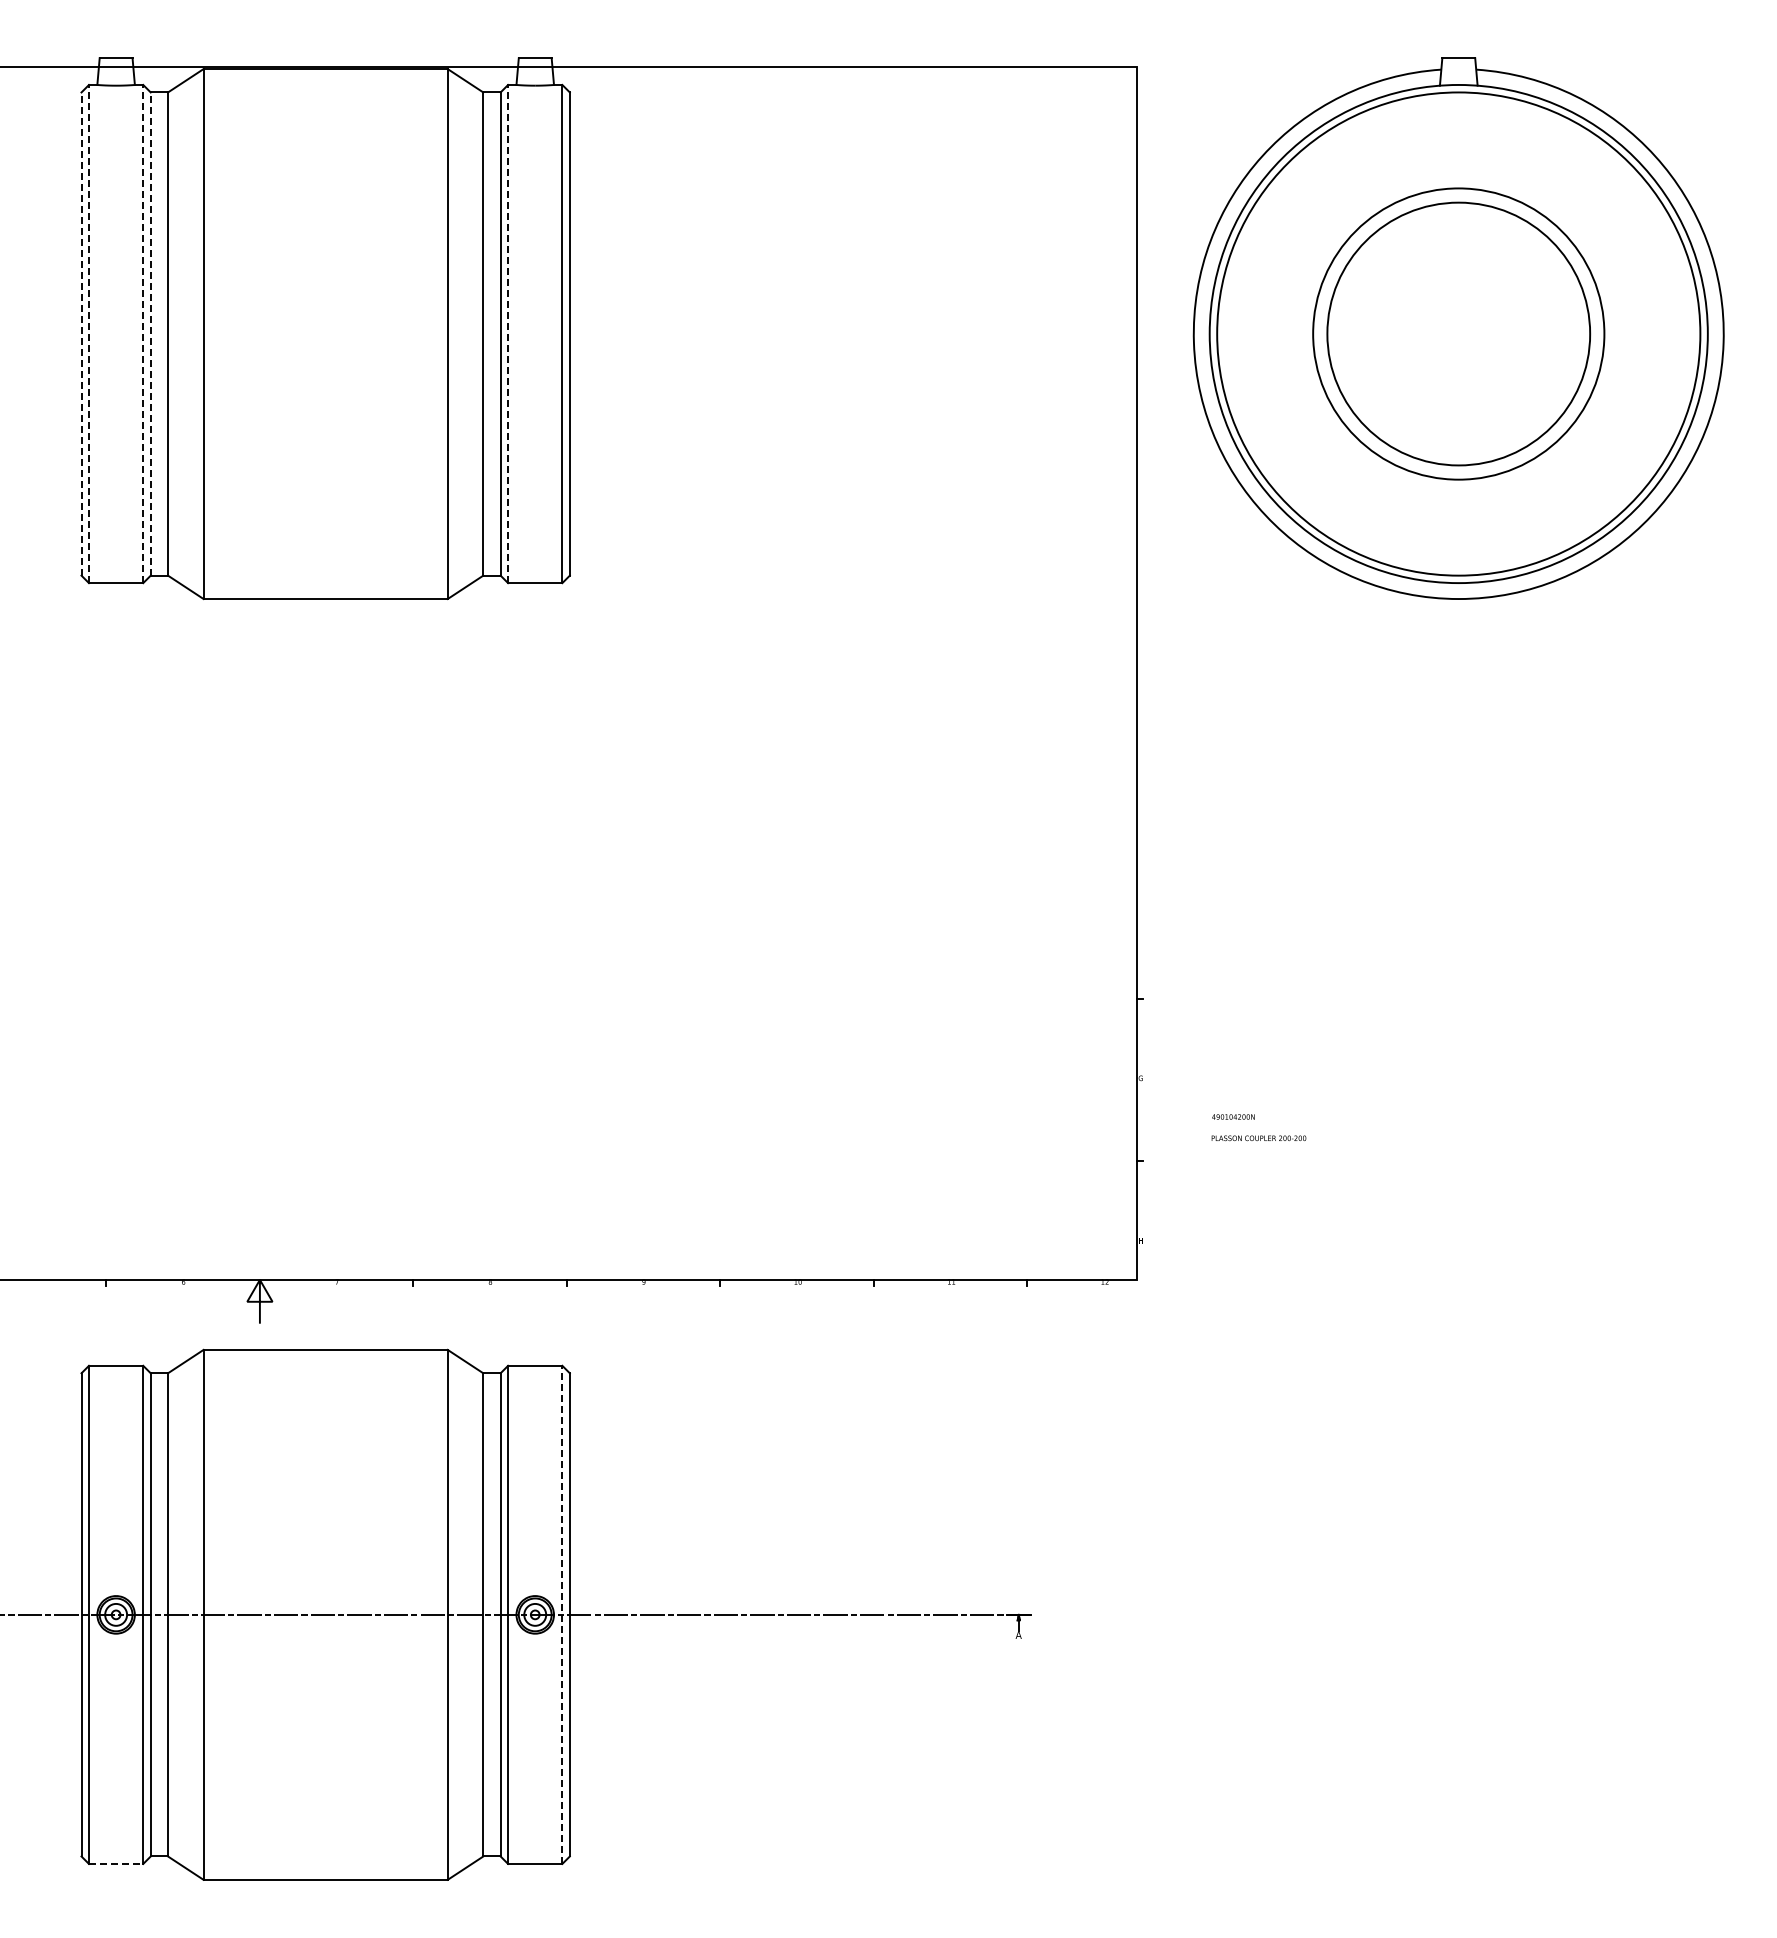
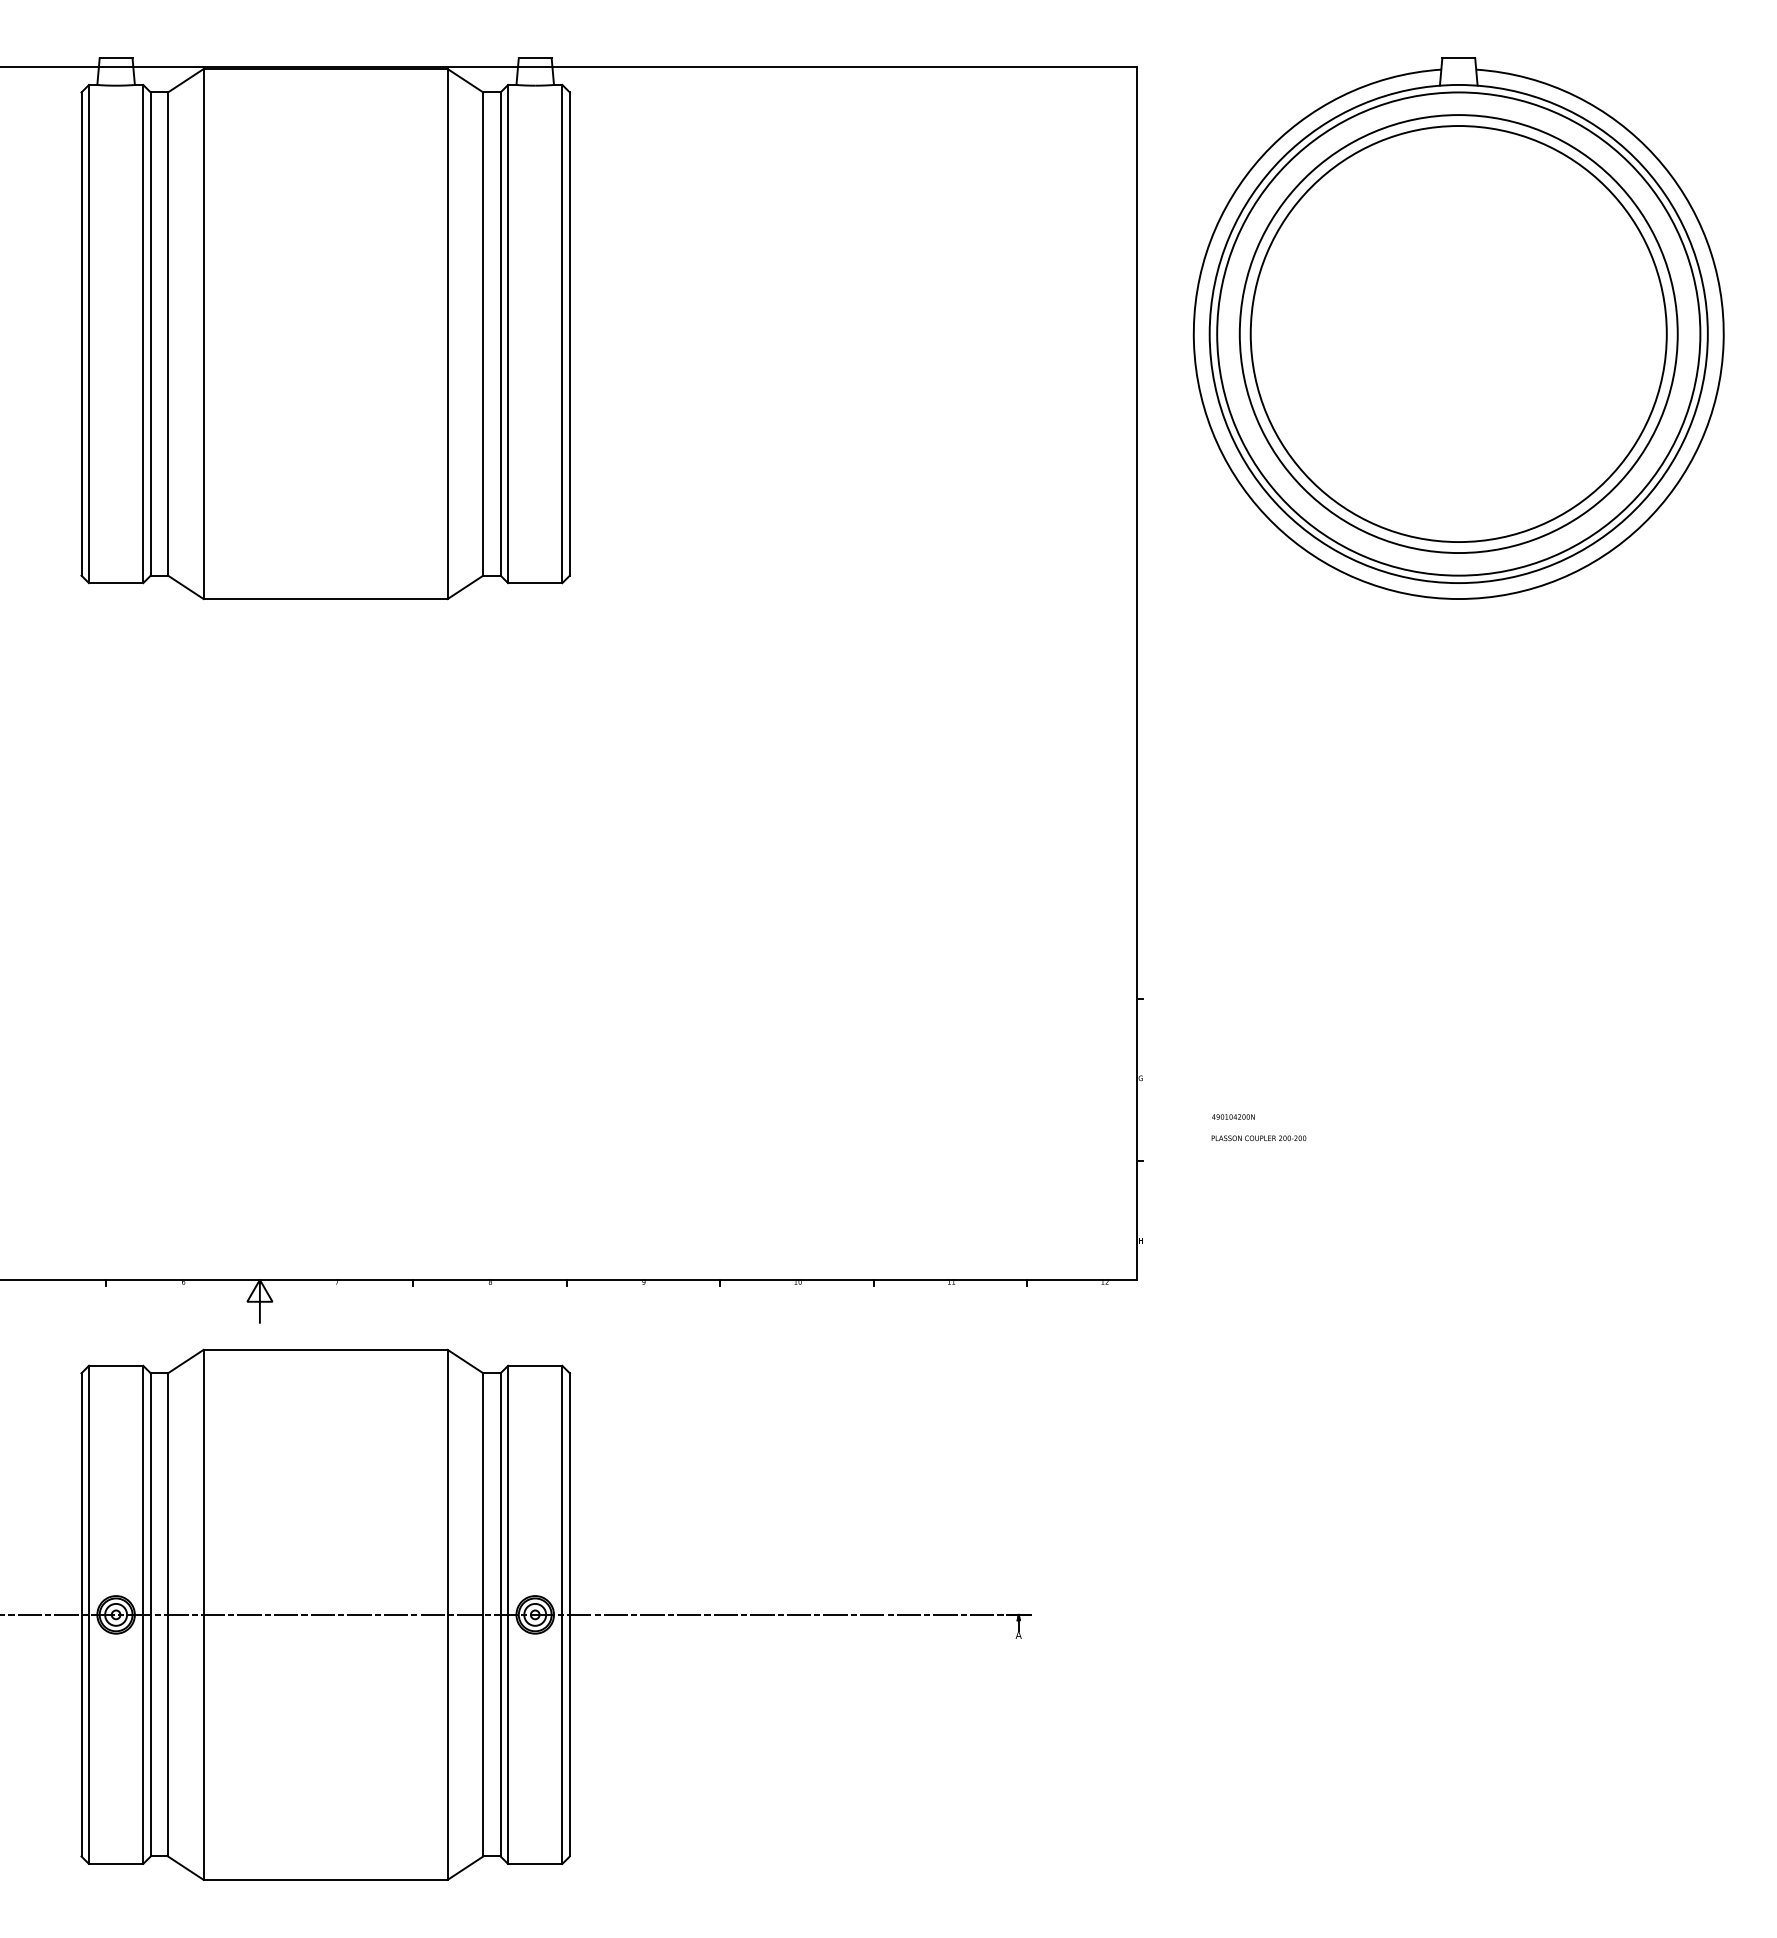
line: dashed -> solid (88, 333)
line: dashed -> solid (143, 333)
line: dashed -> solid (508, 333)
circle diameter: 263 px -> 438 px (1458, 334)
circle diameter: 291 px -> 416 px (1458, 334)
line: dashed -> solid (81, 334)
line: dashed -> solid (150, 334)
line: dashed -> solid (562, 1614)
line: dashed -> solid (116, 1863)
